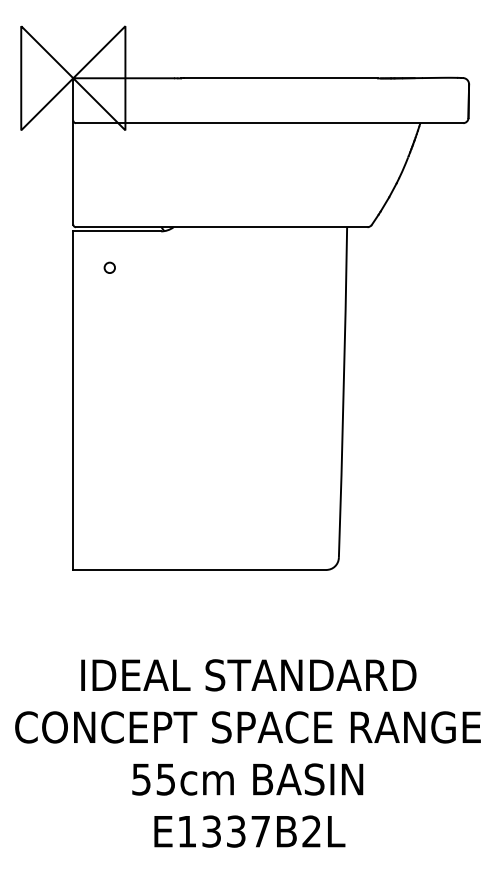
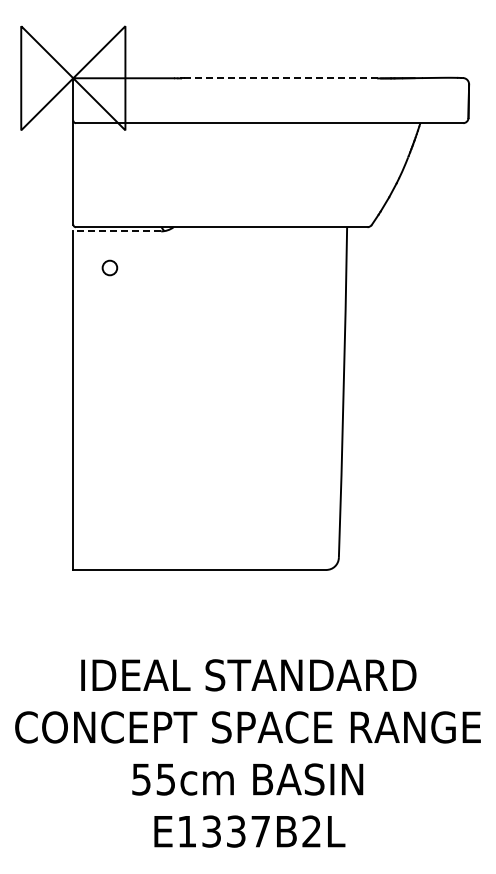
line: solid -> dashed (281, 78)
line: solid -> dashed (117, 231)
circle size: 13x13 px -> 18x18 px (109, 267)
